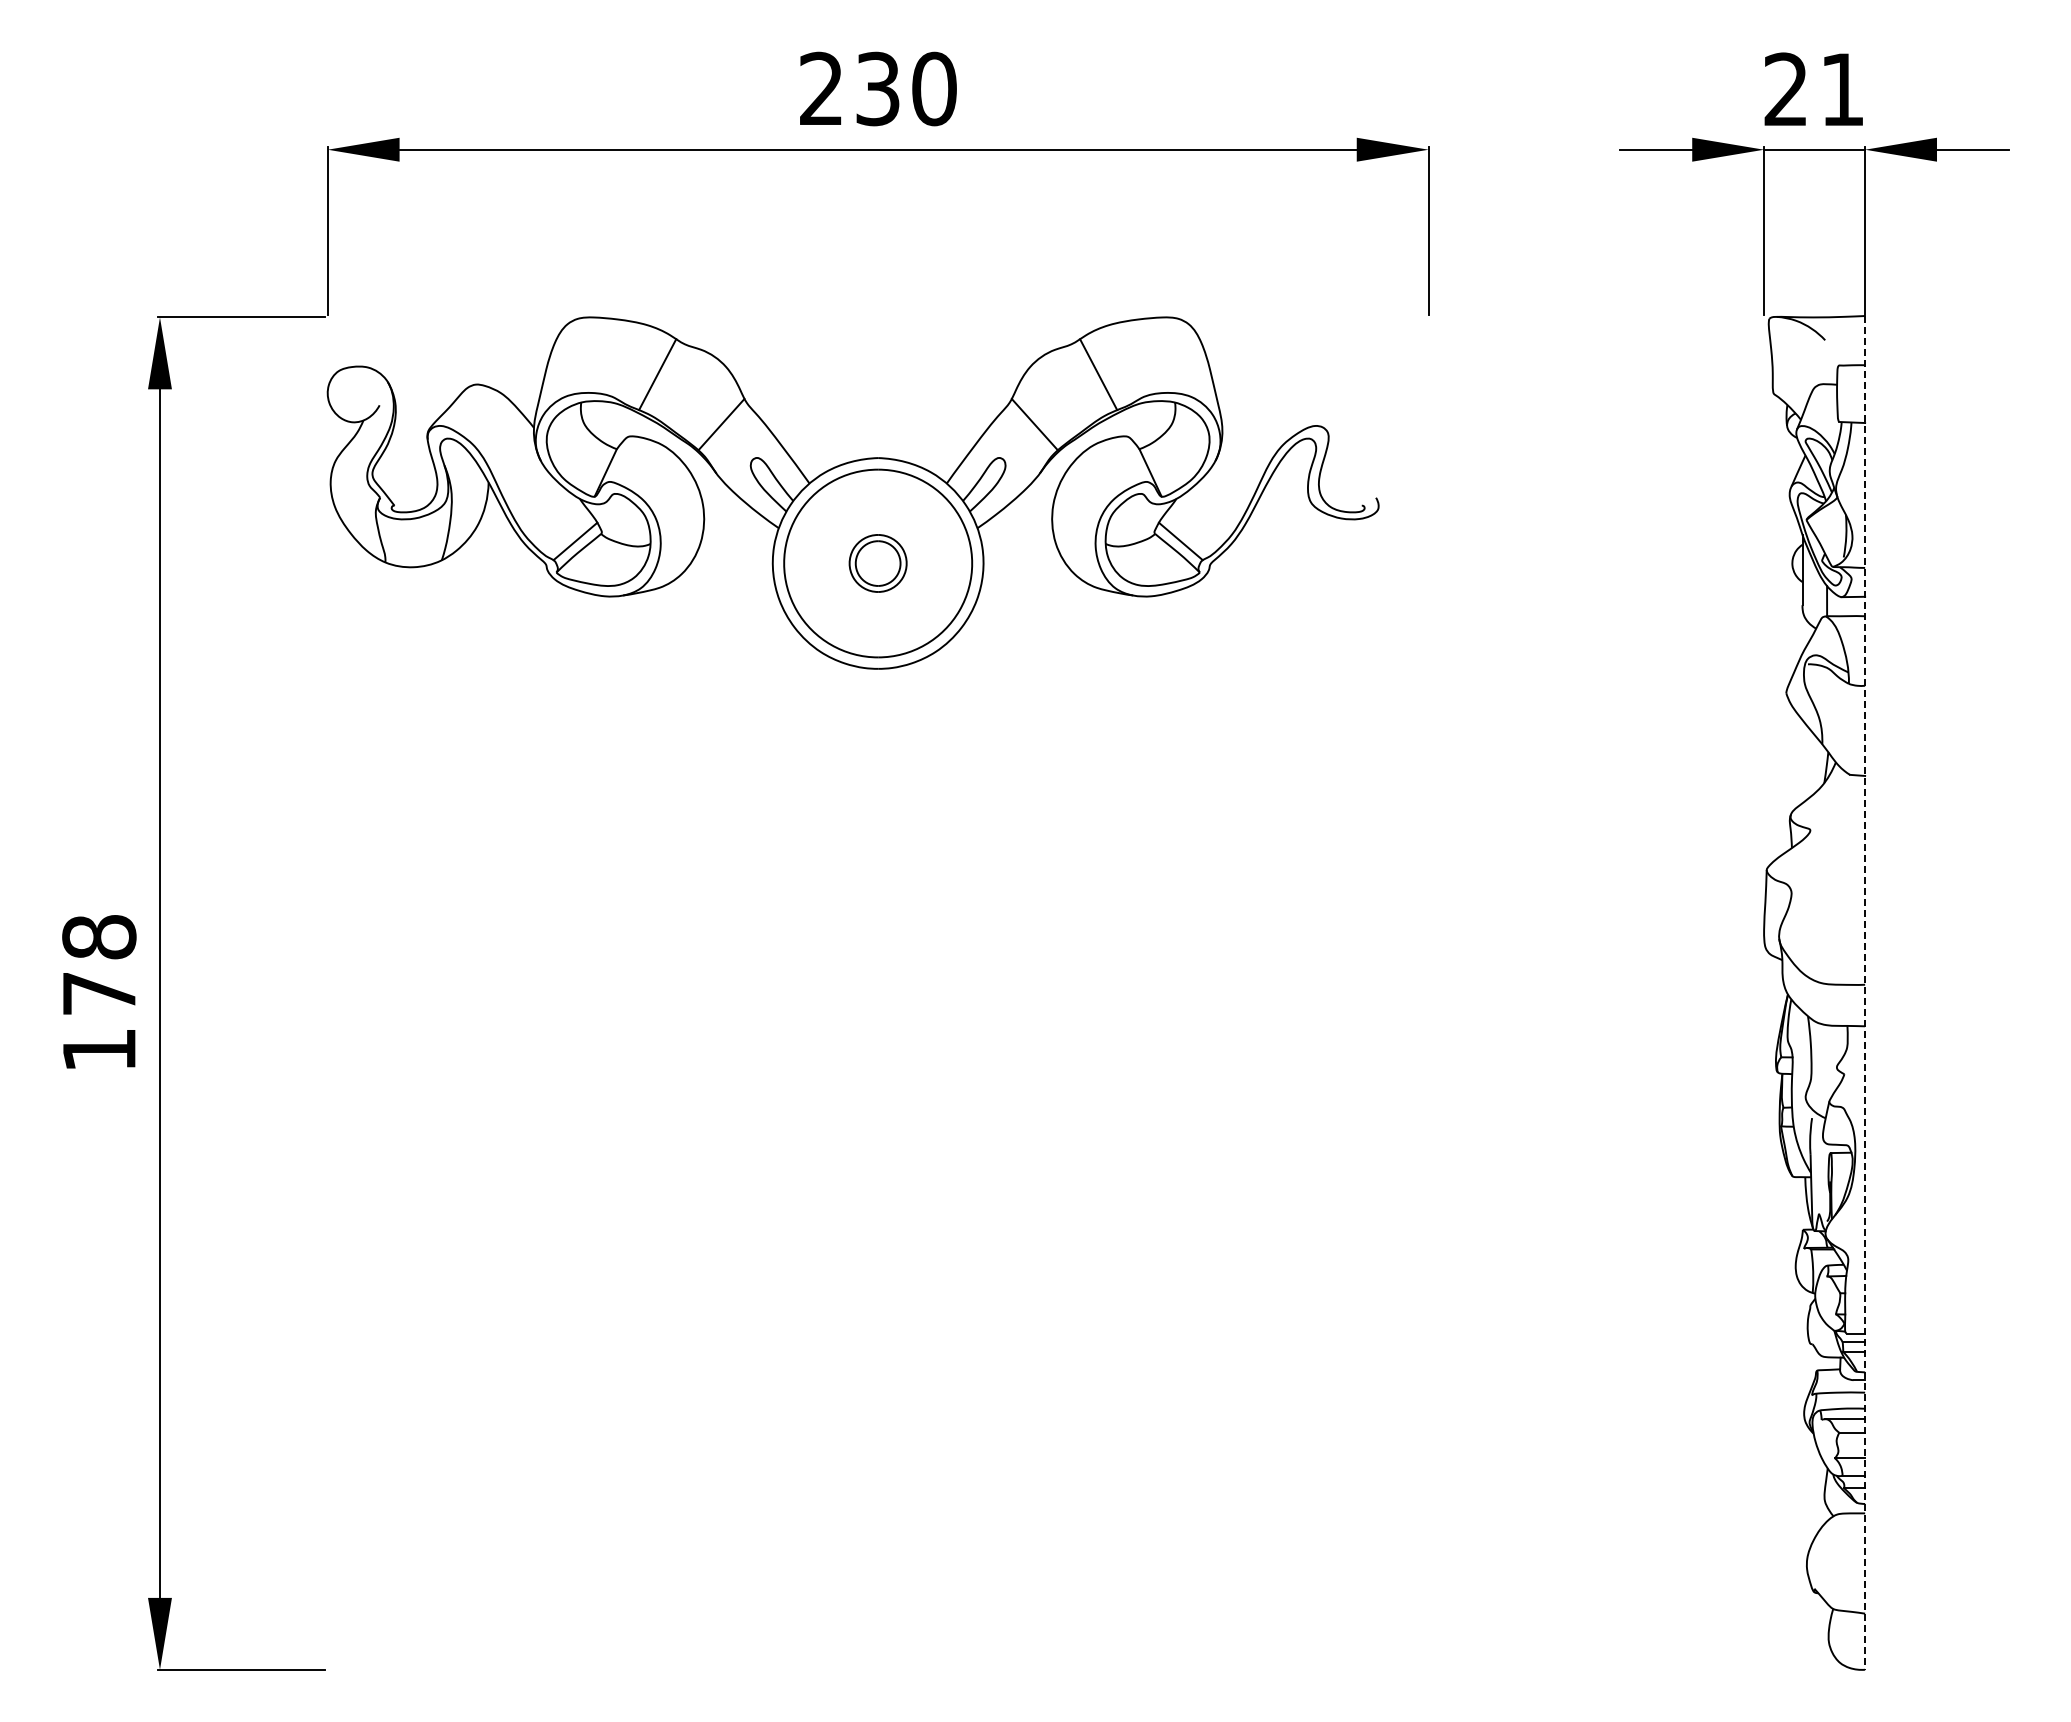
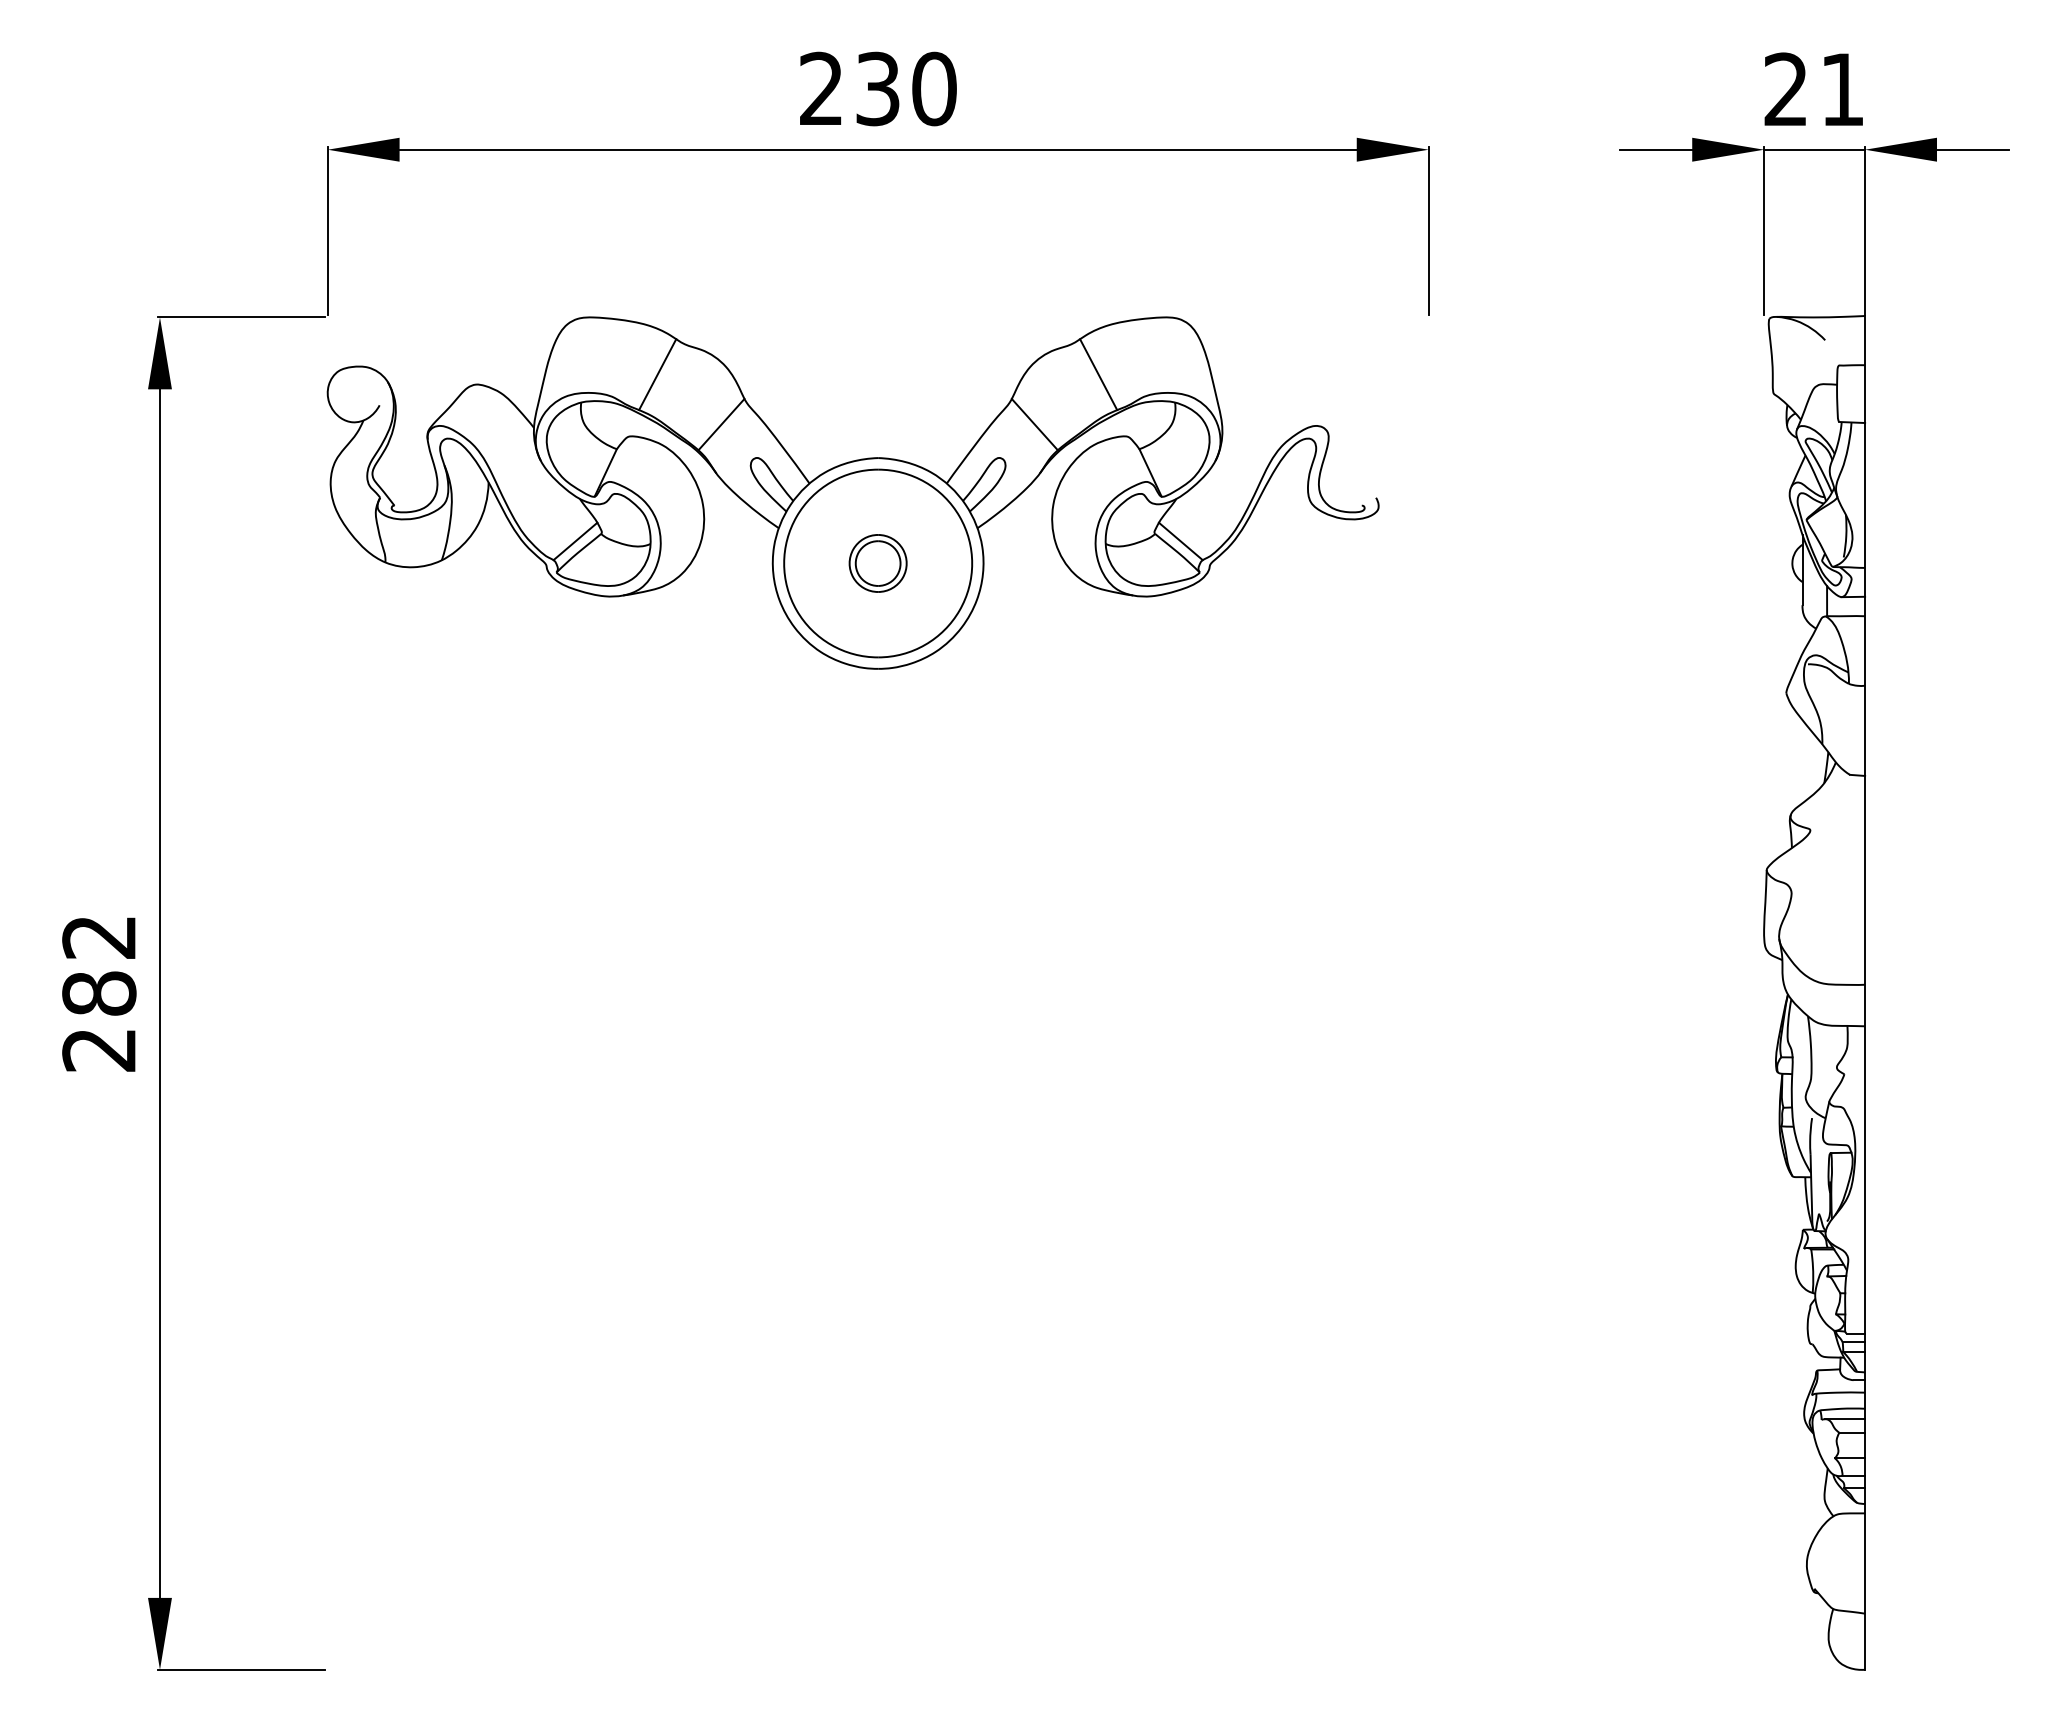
line: dashed -> solid (1865, 992)
text: 178 -> 282 (99, 993)
